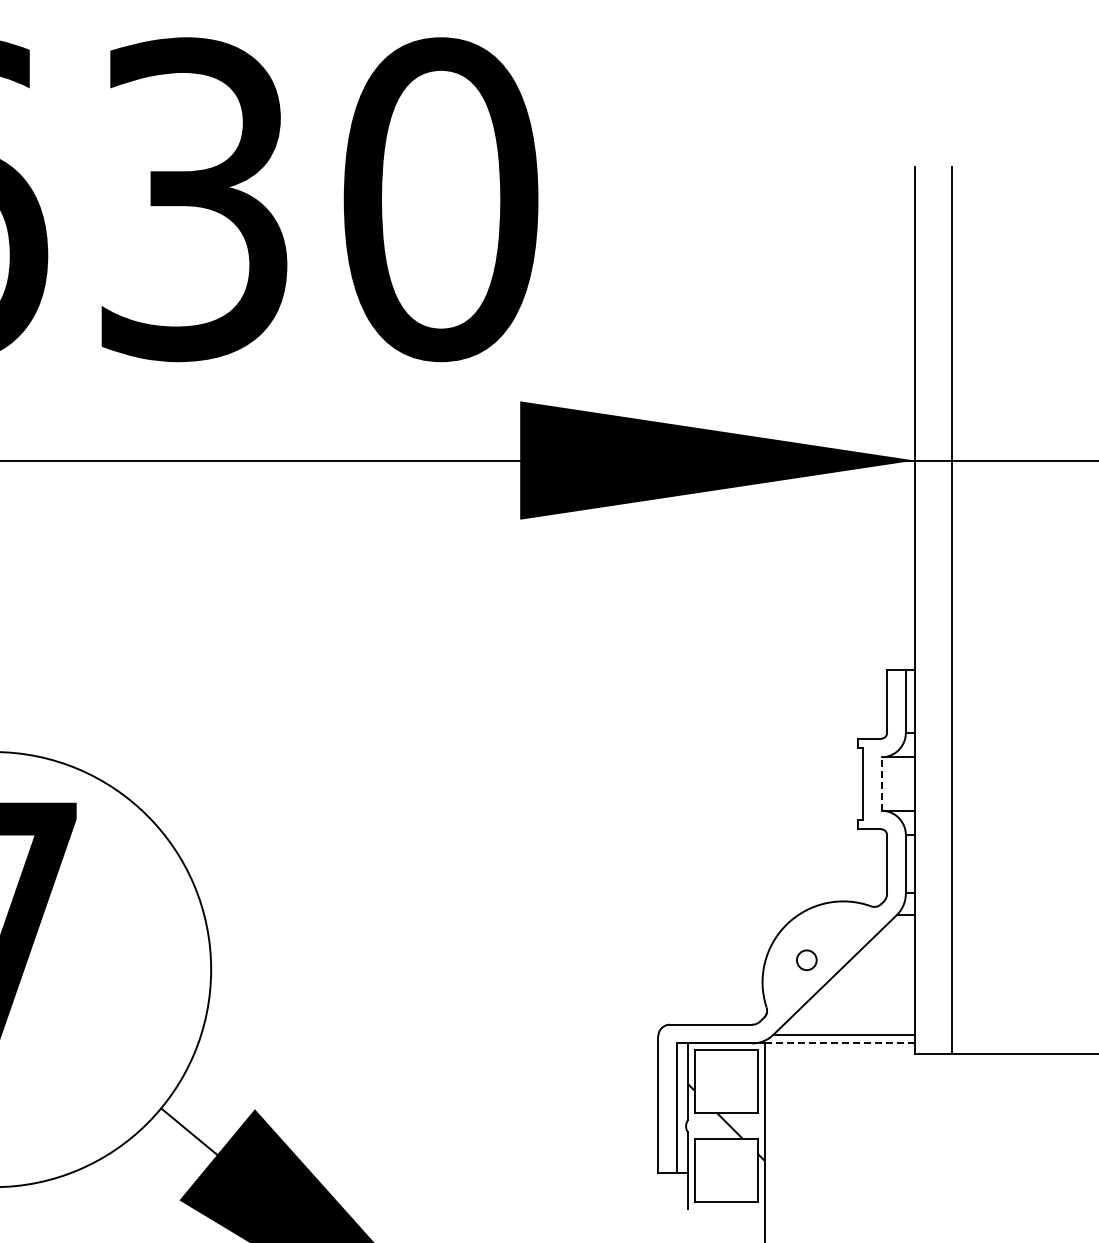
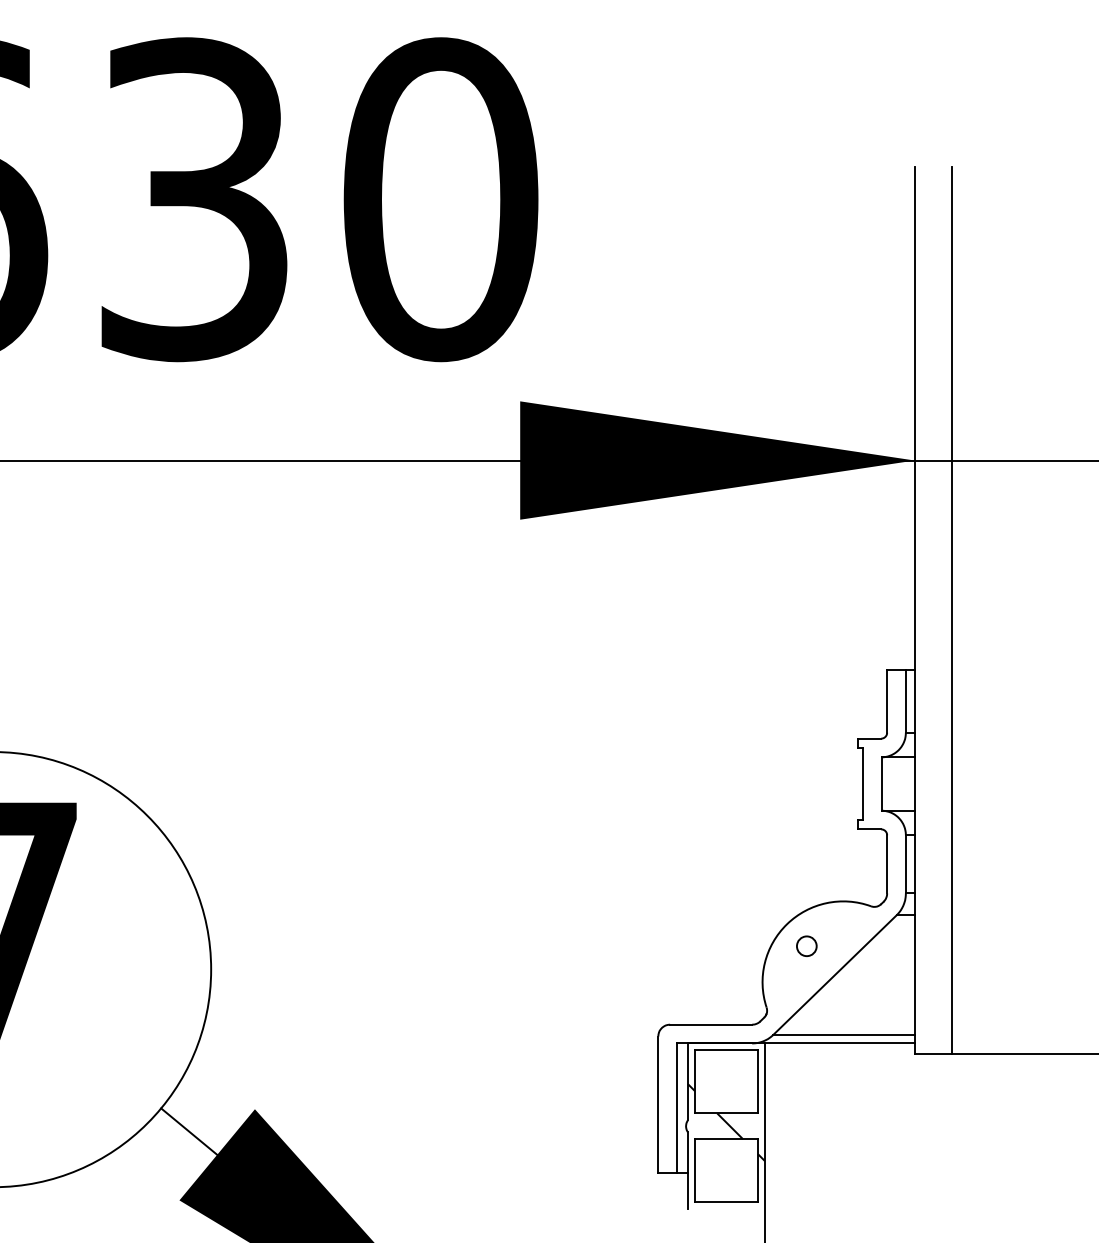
line: dashed -> solid (882, 784)
circle position: (806, 959) -> (806, 945) (806, 945)
line: dashed -> solid (839, 1043)
